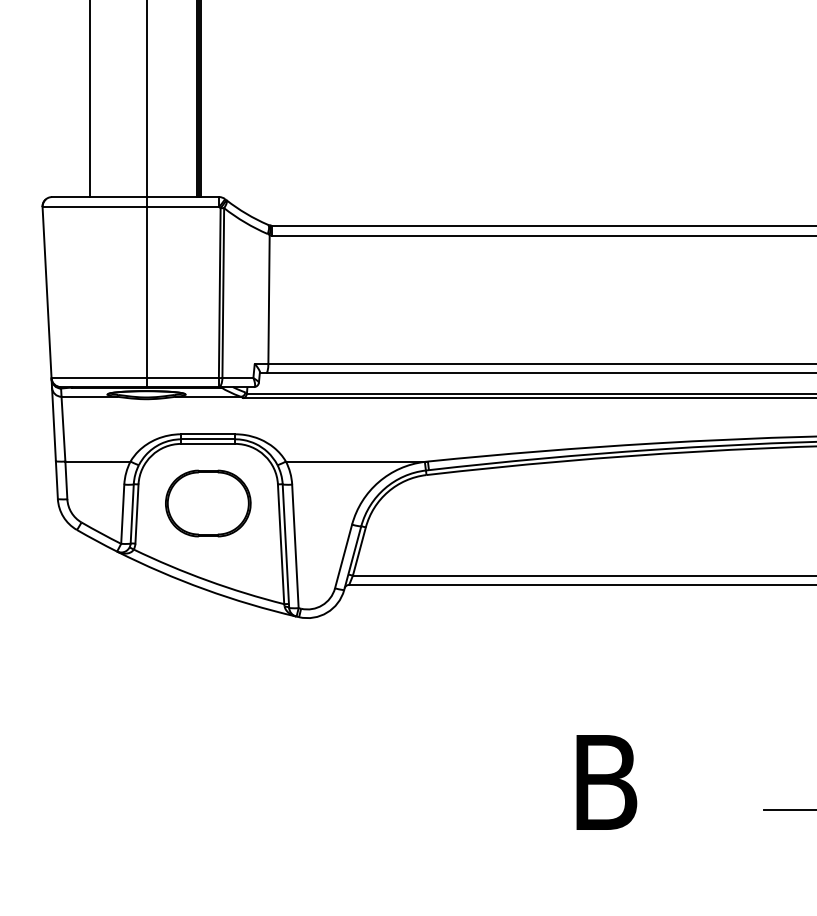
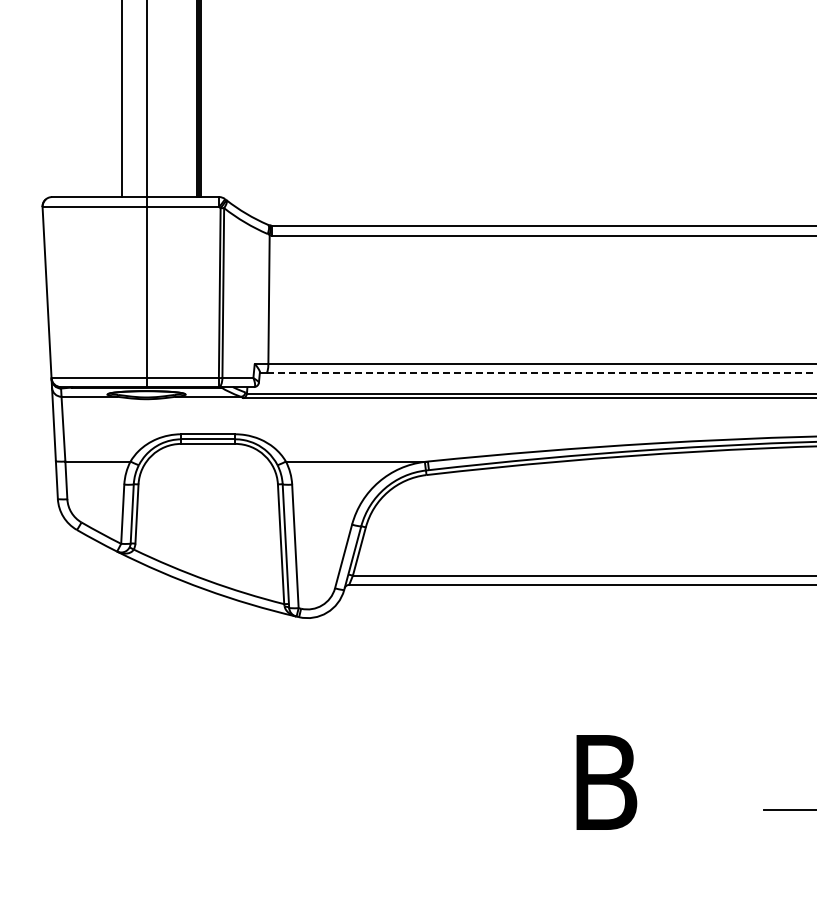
line position: (89, 99) -> (121, 99) (121, 99)
line: solid -> dashed (541, 372)
part: present -> none (208, 503)
